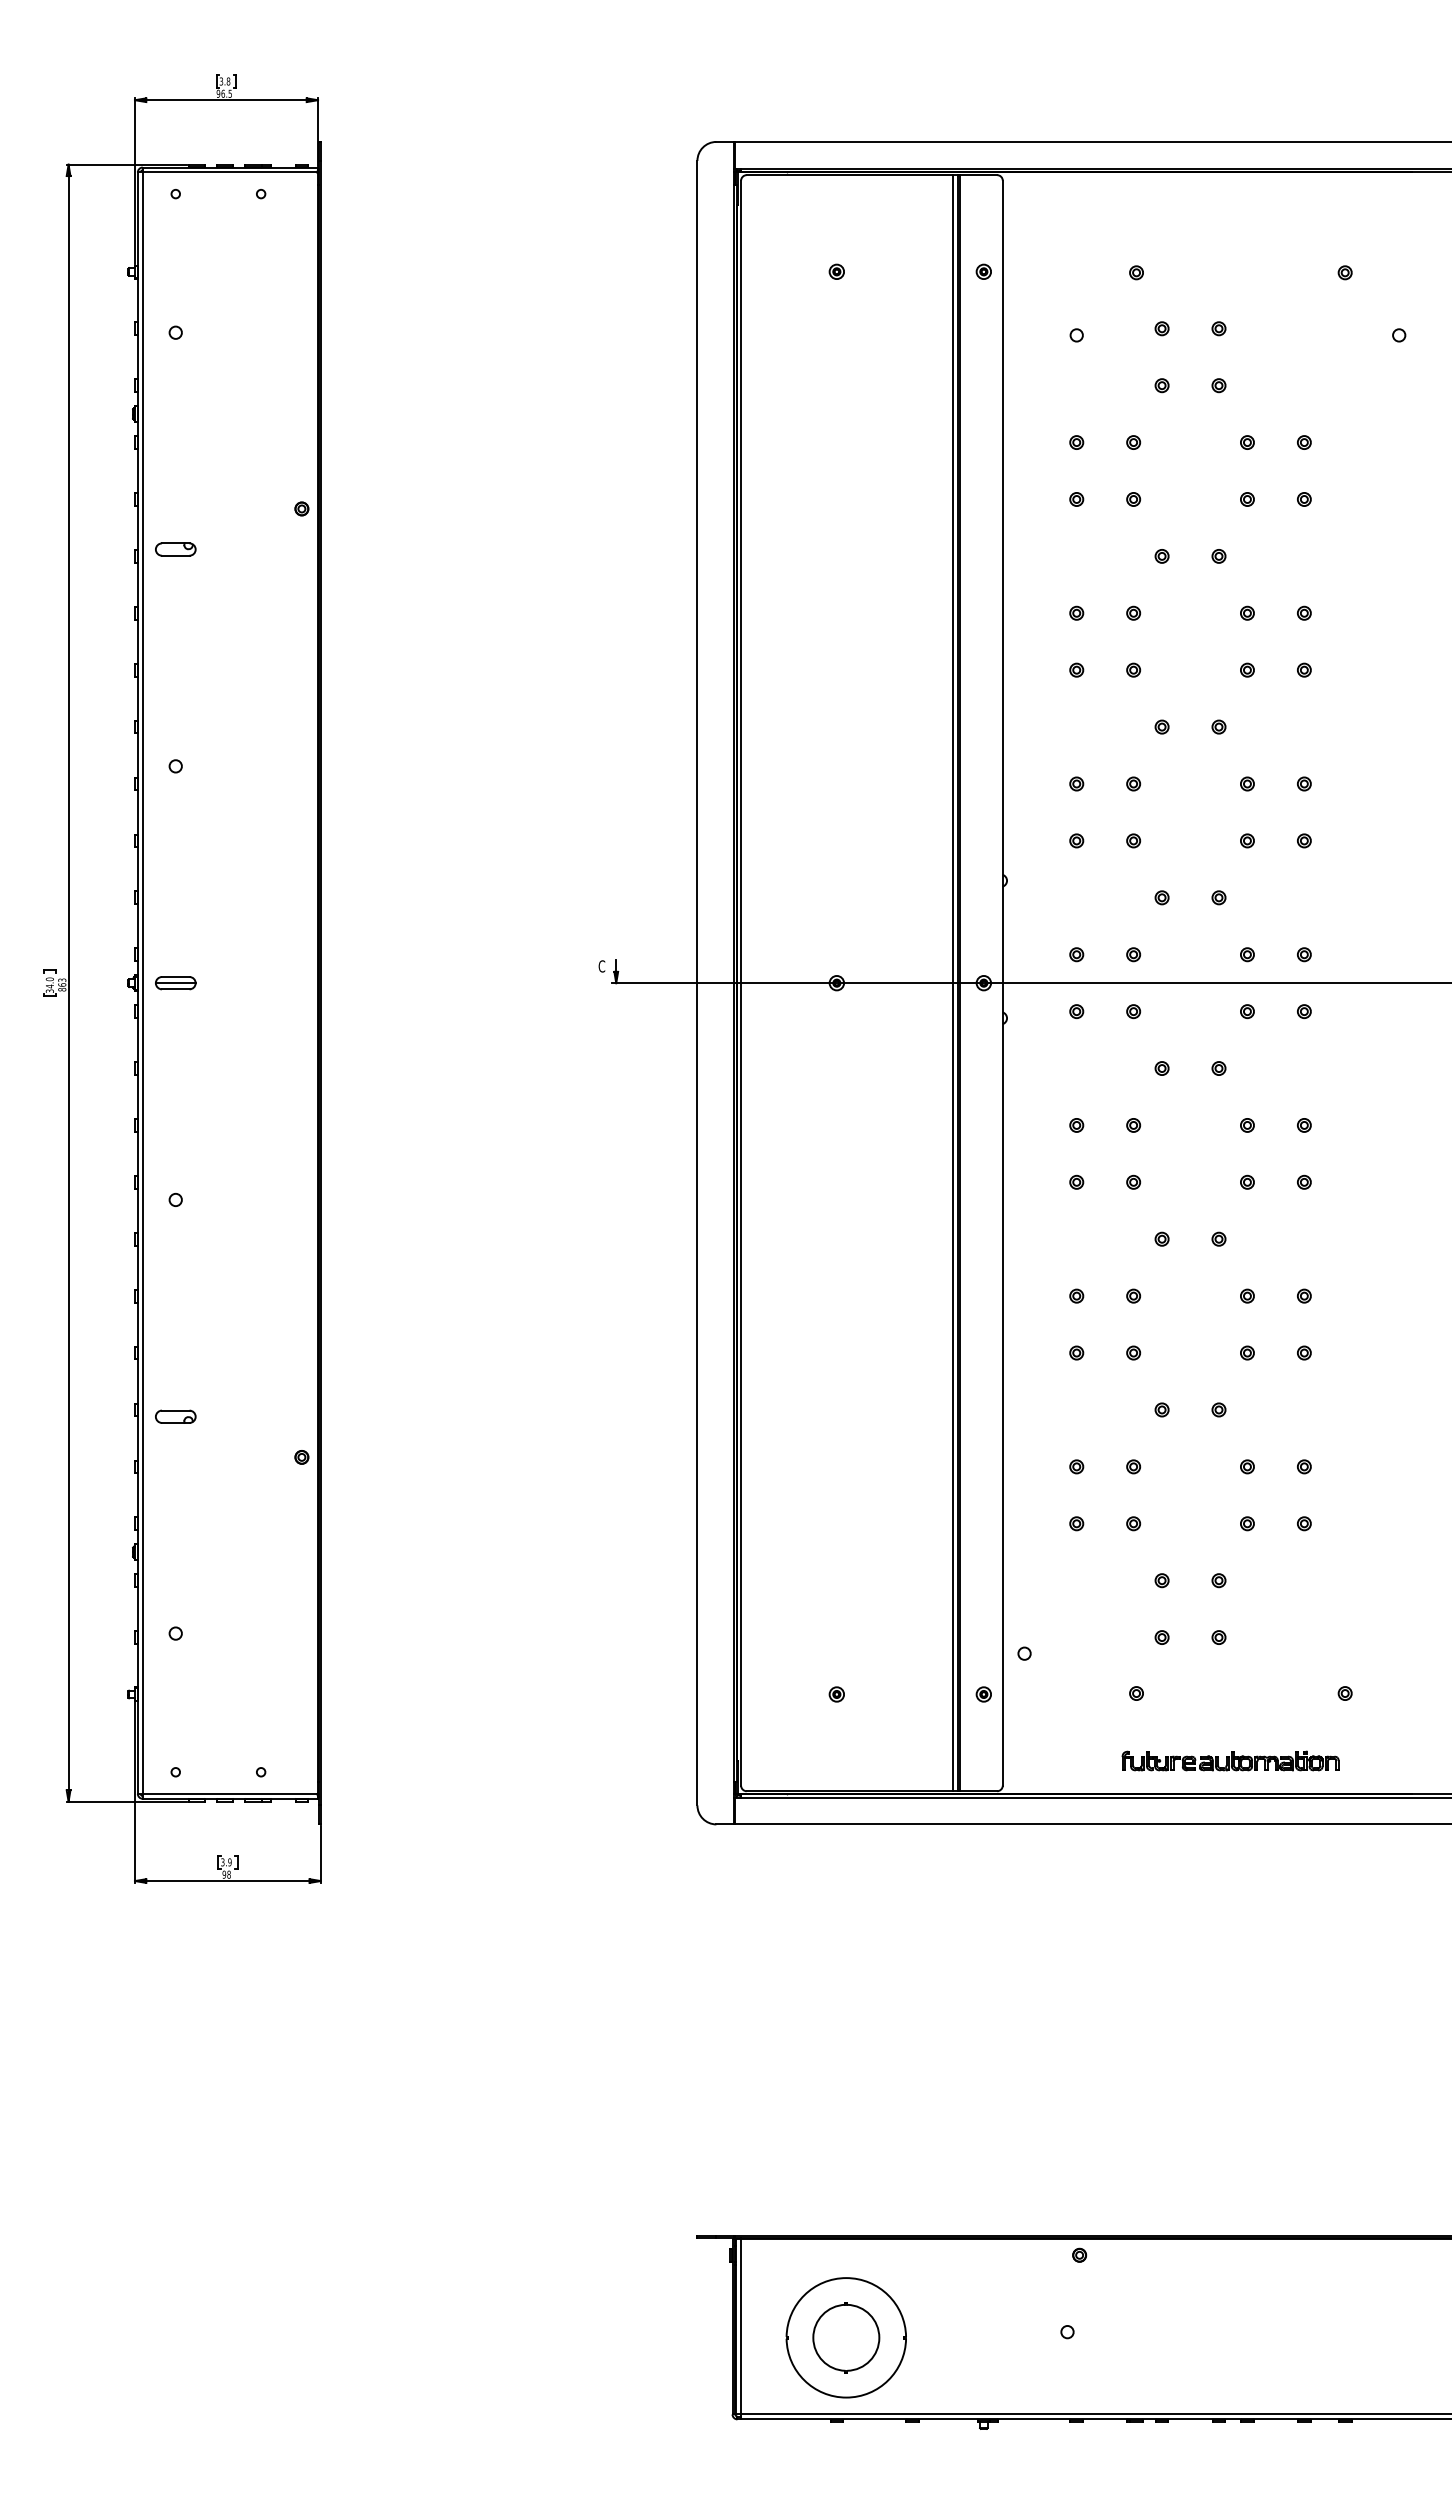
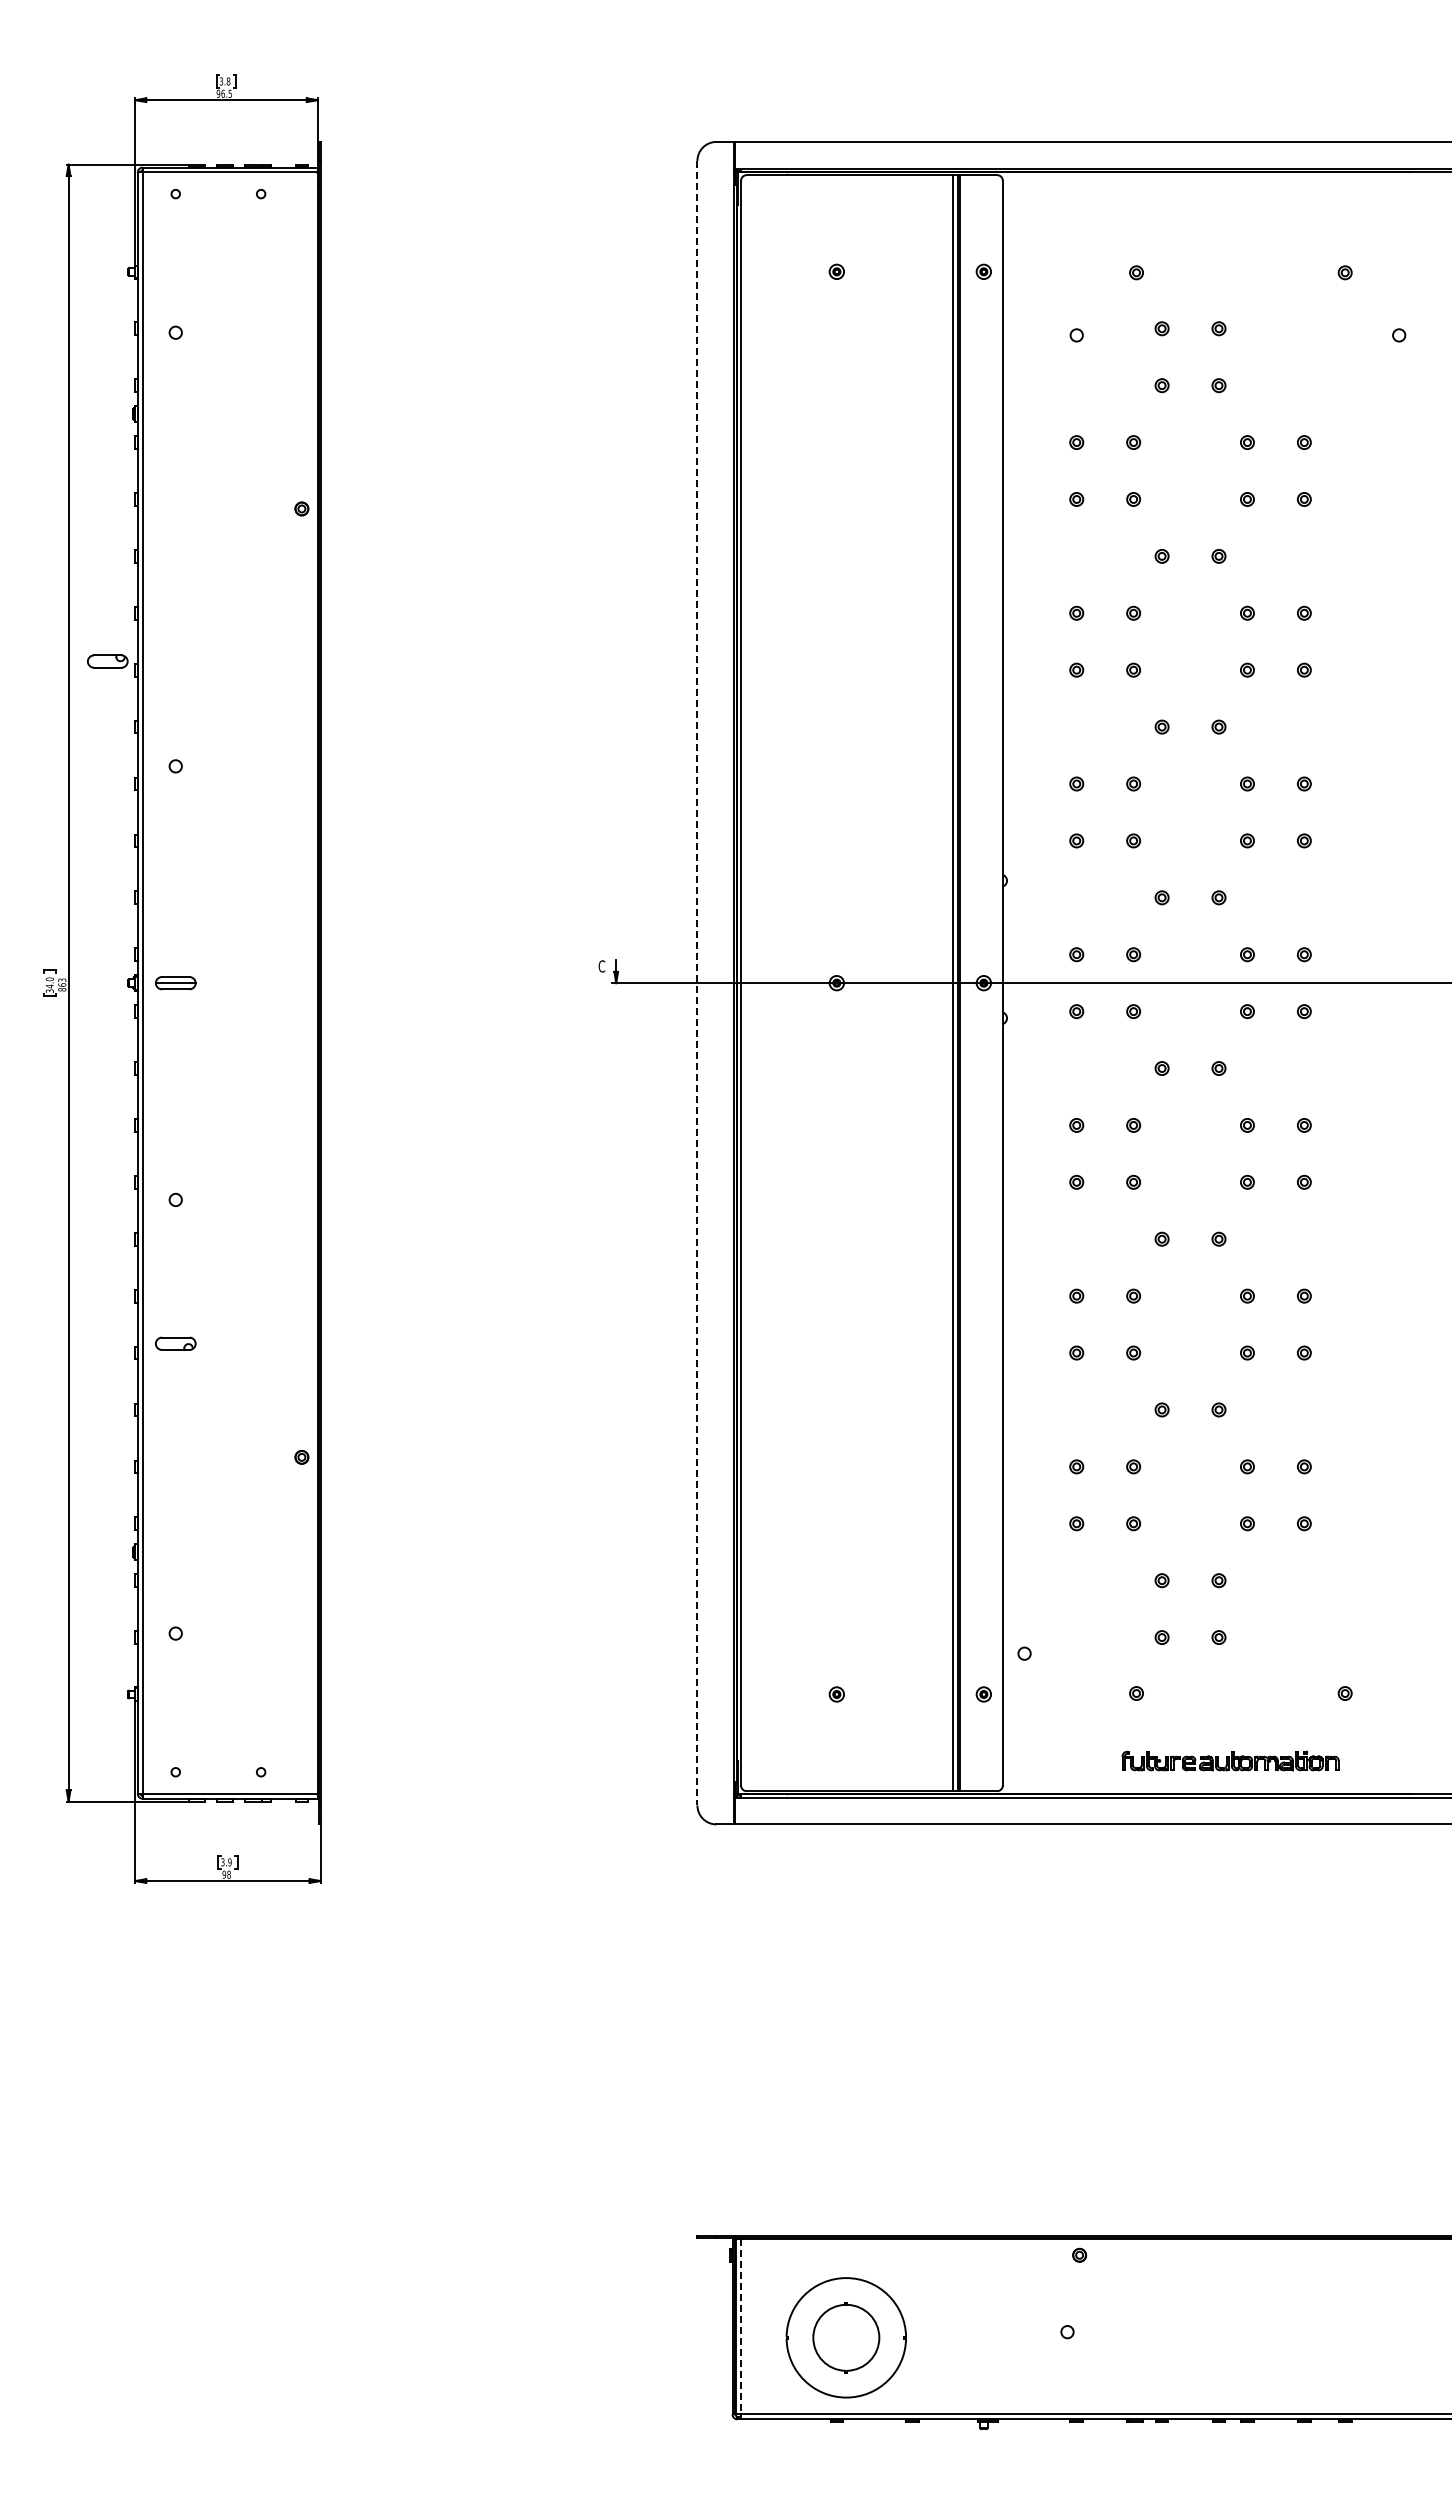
part position: (175, 549) -> (107, 661) (107, 661)
line: solid -> dashed (697, 983)
part position: (175, 1416) -> (175, 1343) (175, 1343)
line: solid -> dashed (740, 2326)
